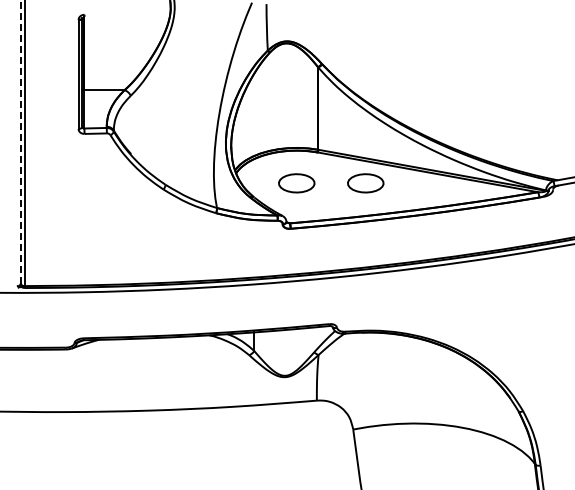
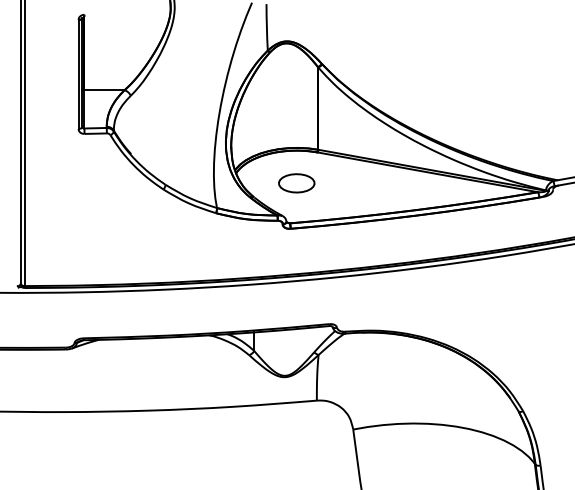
line: dashed -> solid (20, 142)
part: present -> none (365, 183)
